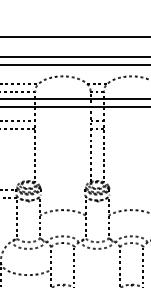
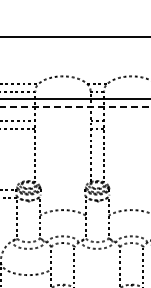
line: present -> none (74, 57)
line: present -> none (74, 64)
line: solid -> dashed (75, 106)
